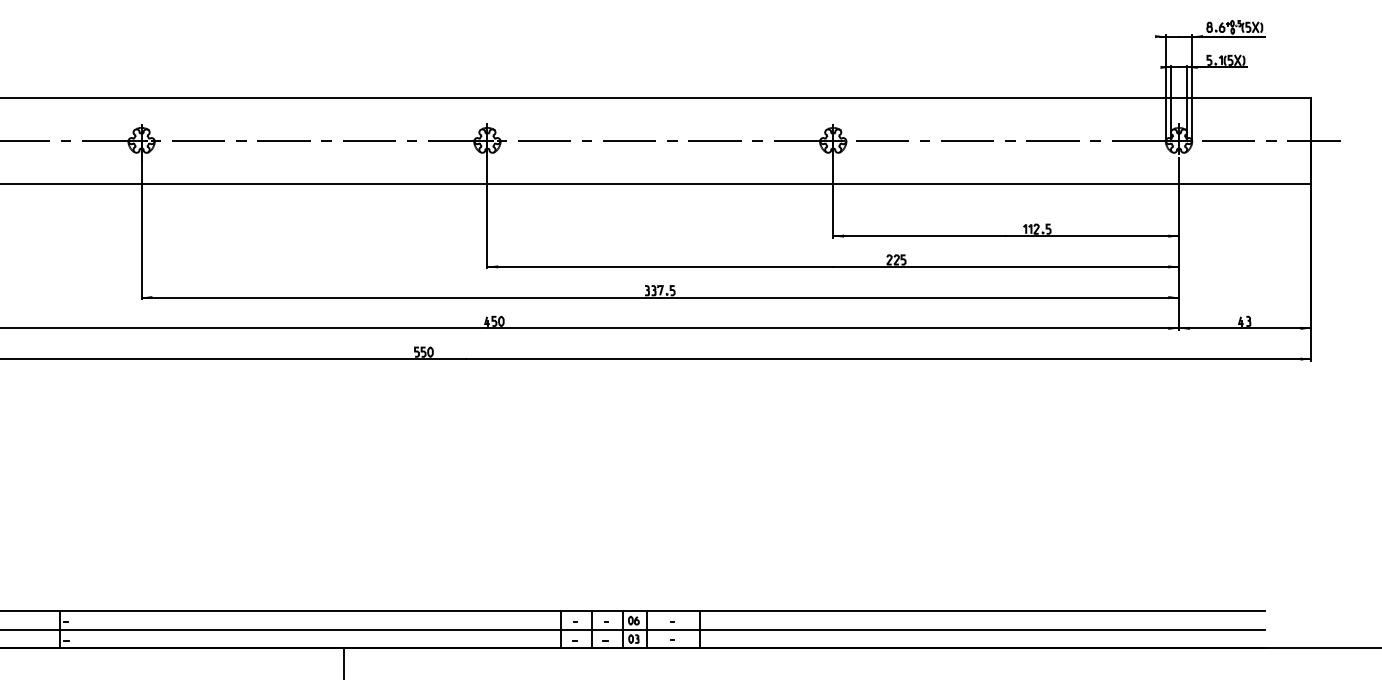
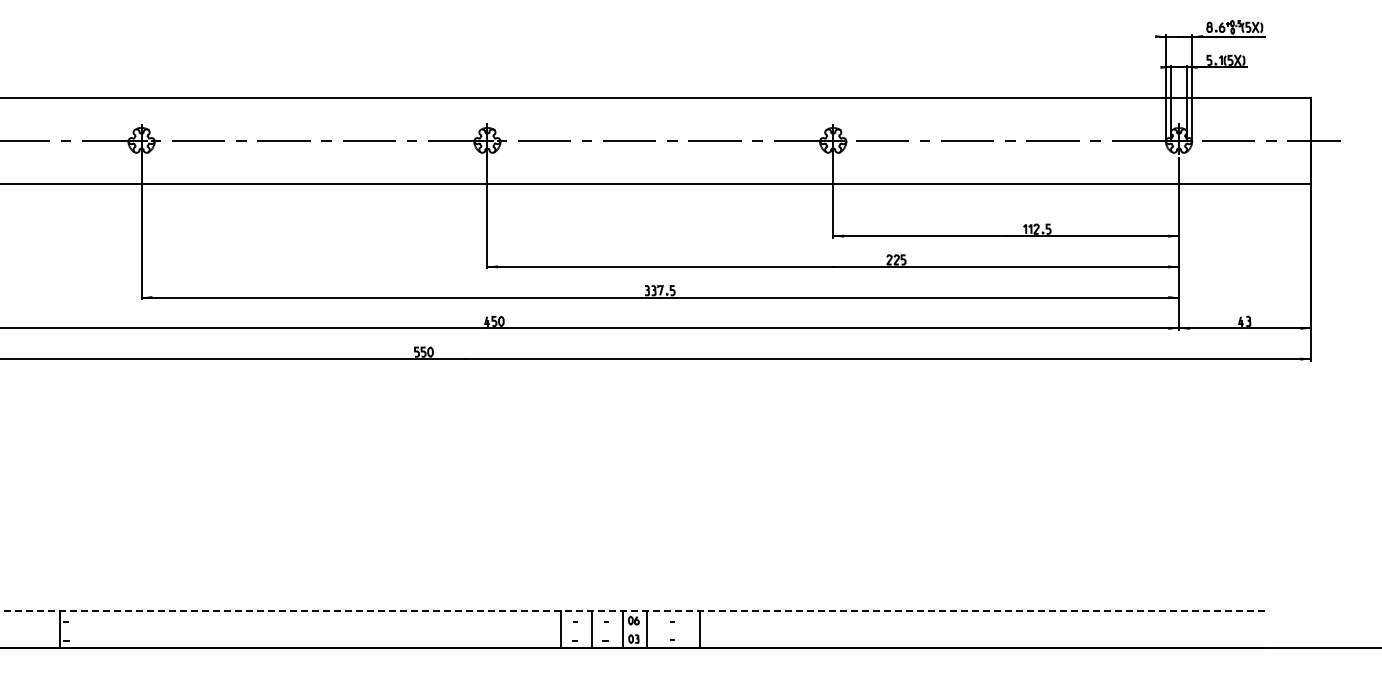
line: solid -> dashed (633, 611)
line: present -> none (633, 629)
line: present -> none (344, 663)
